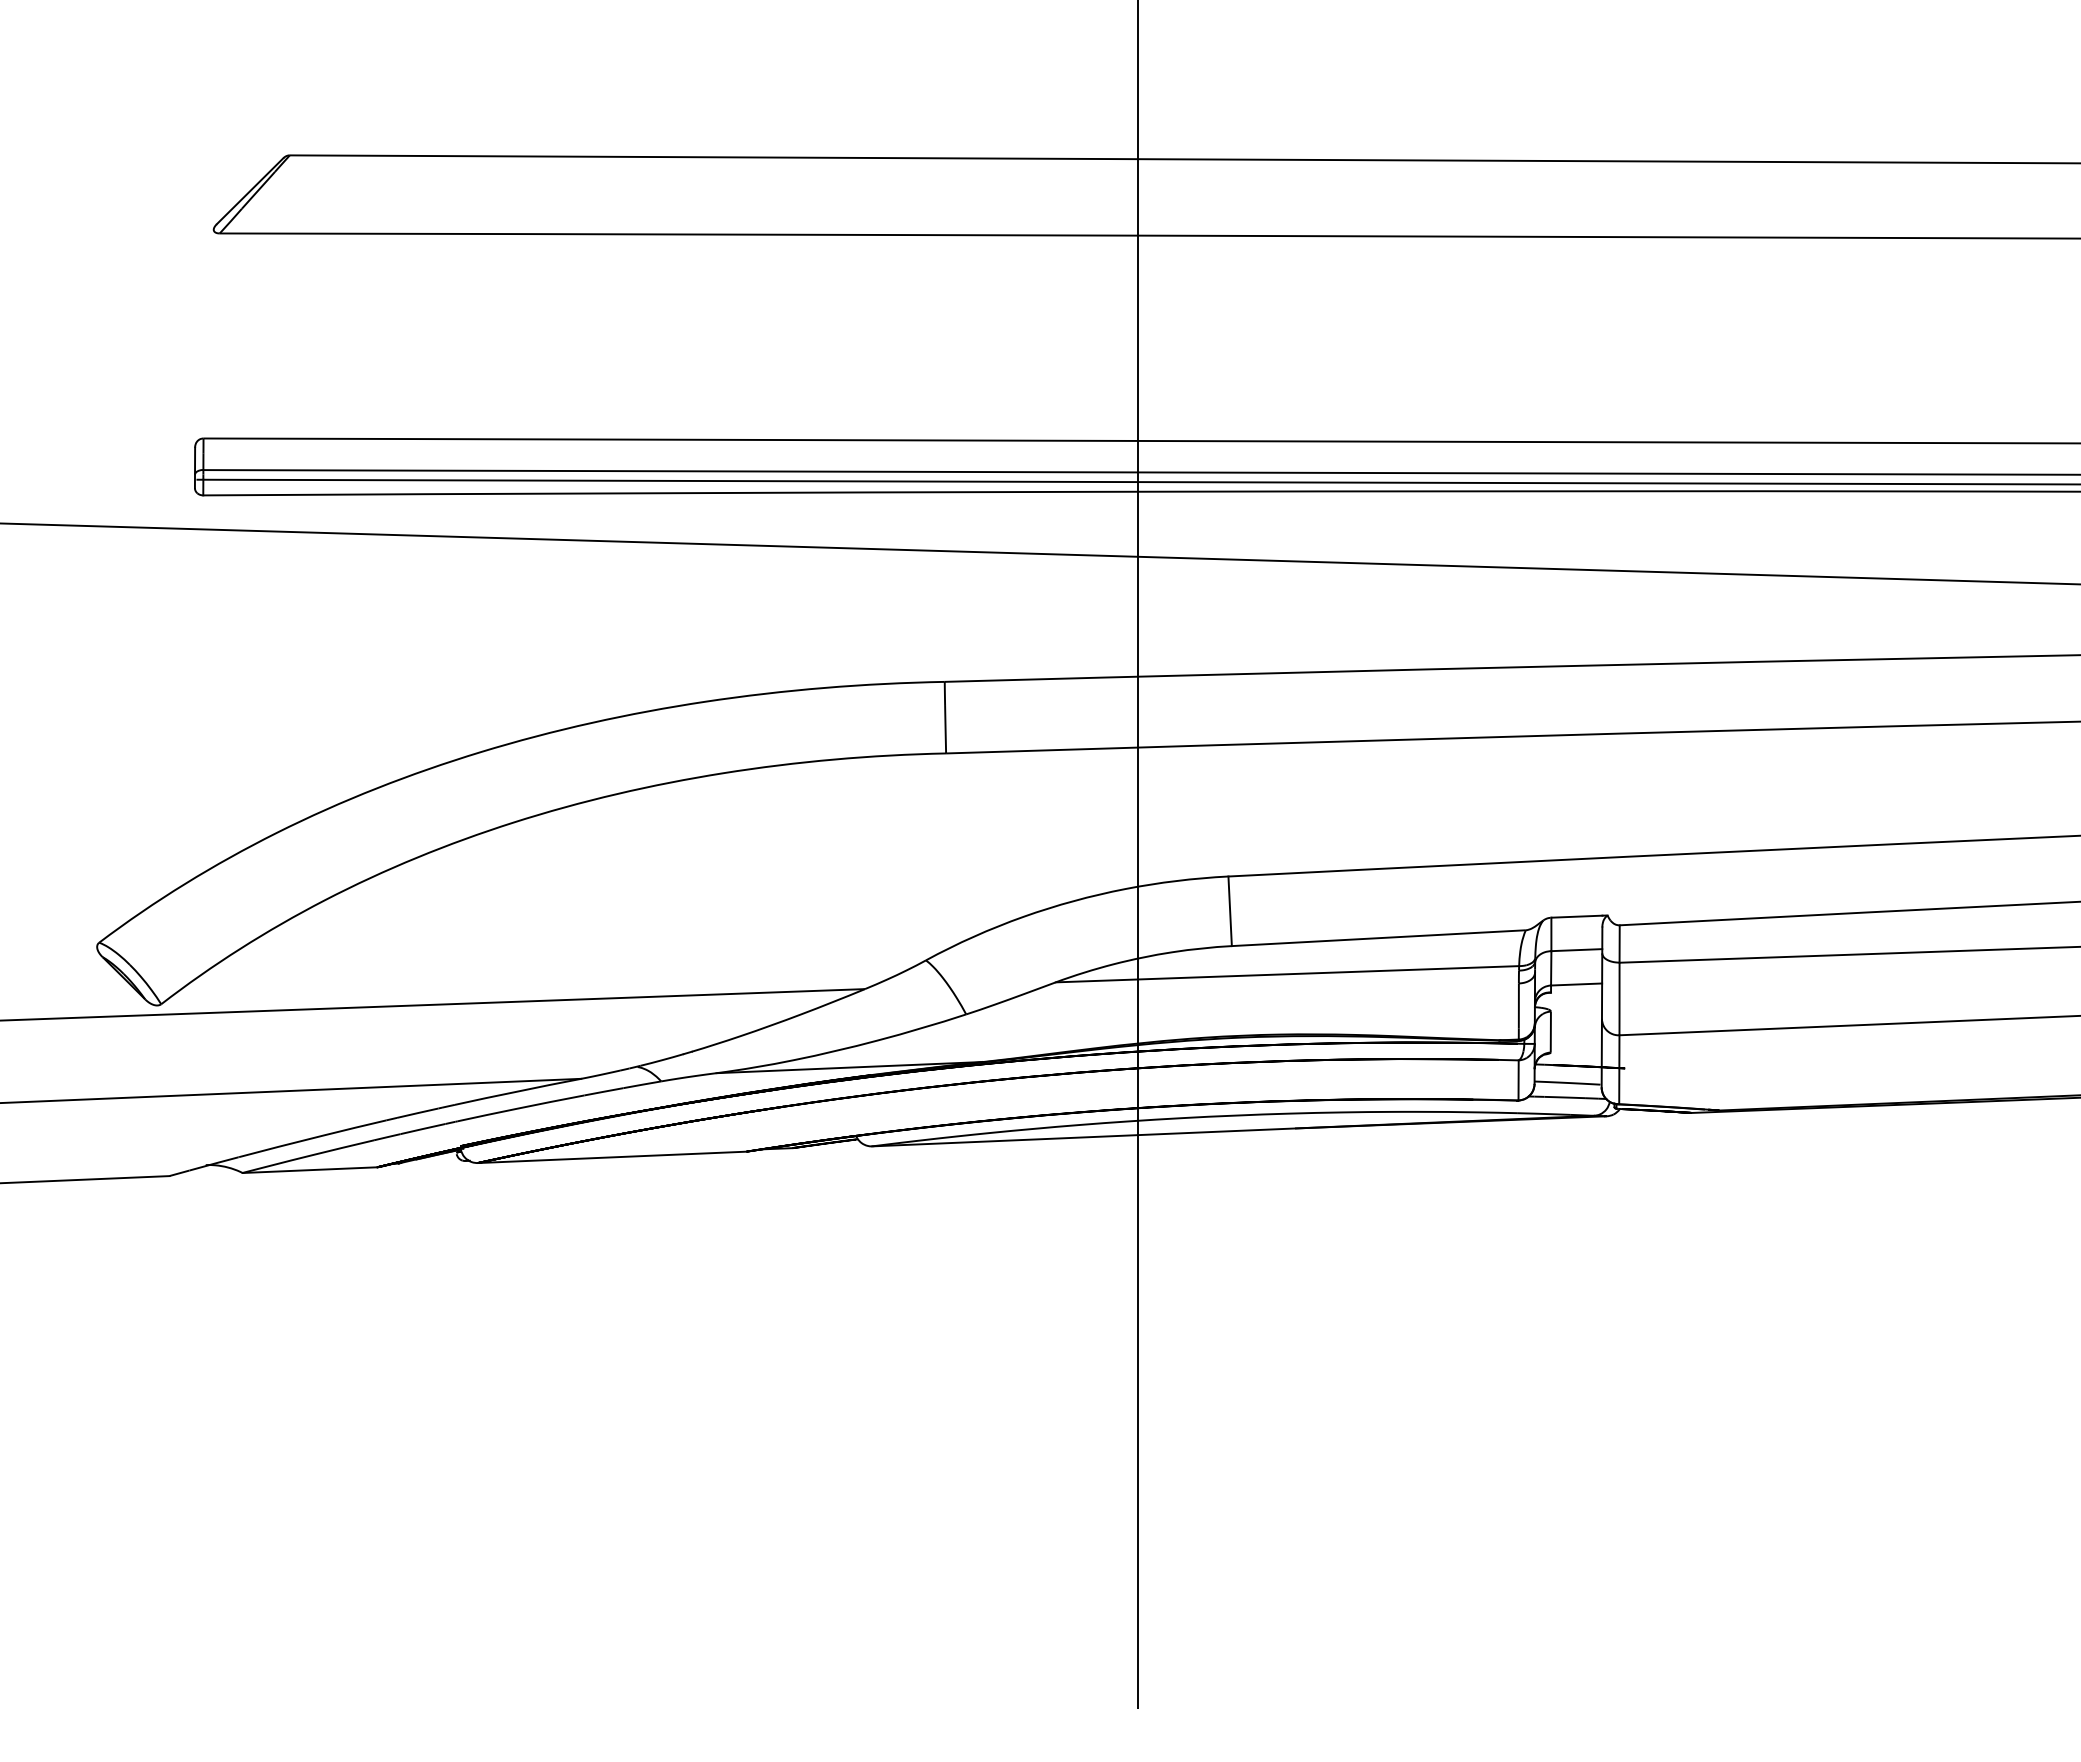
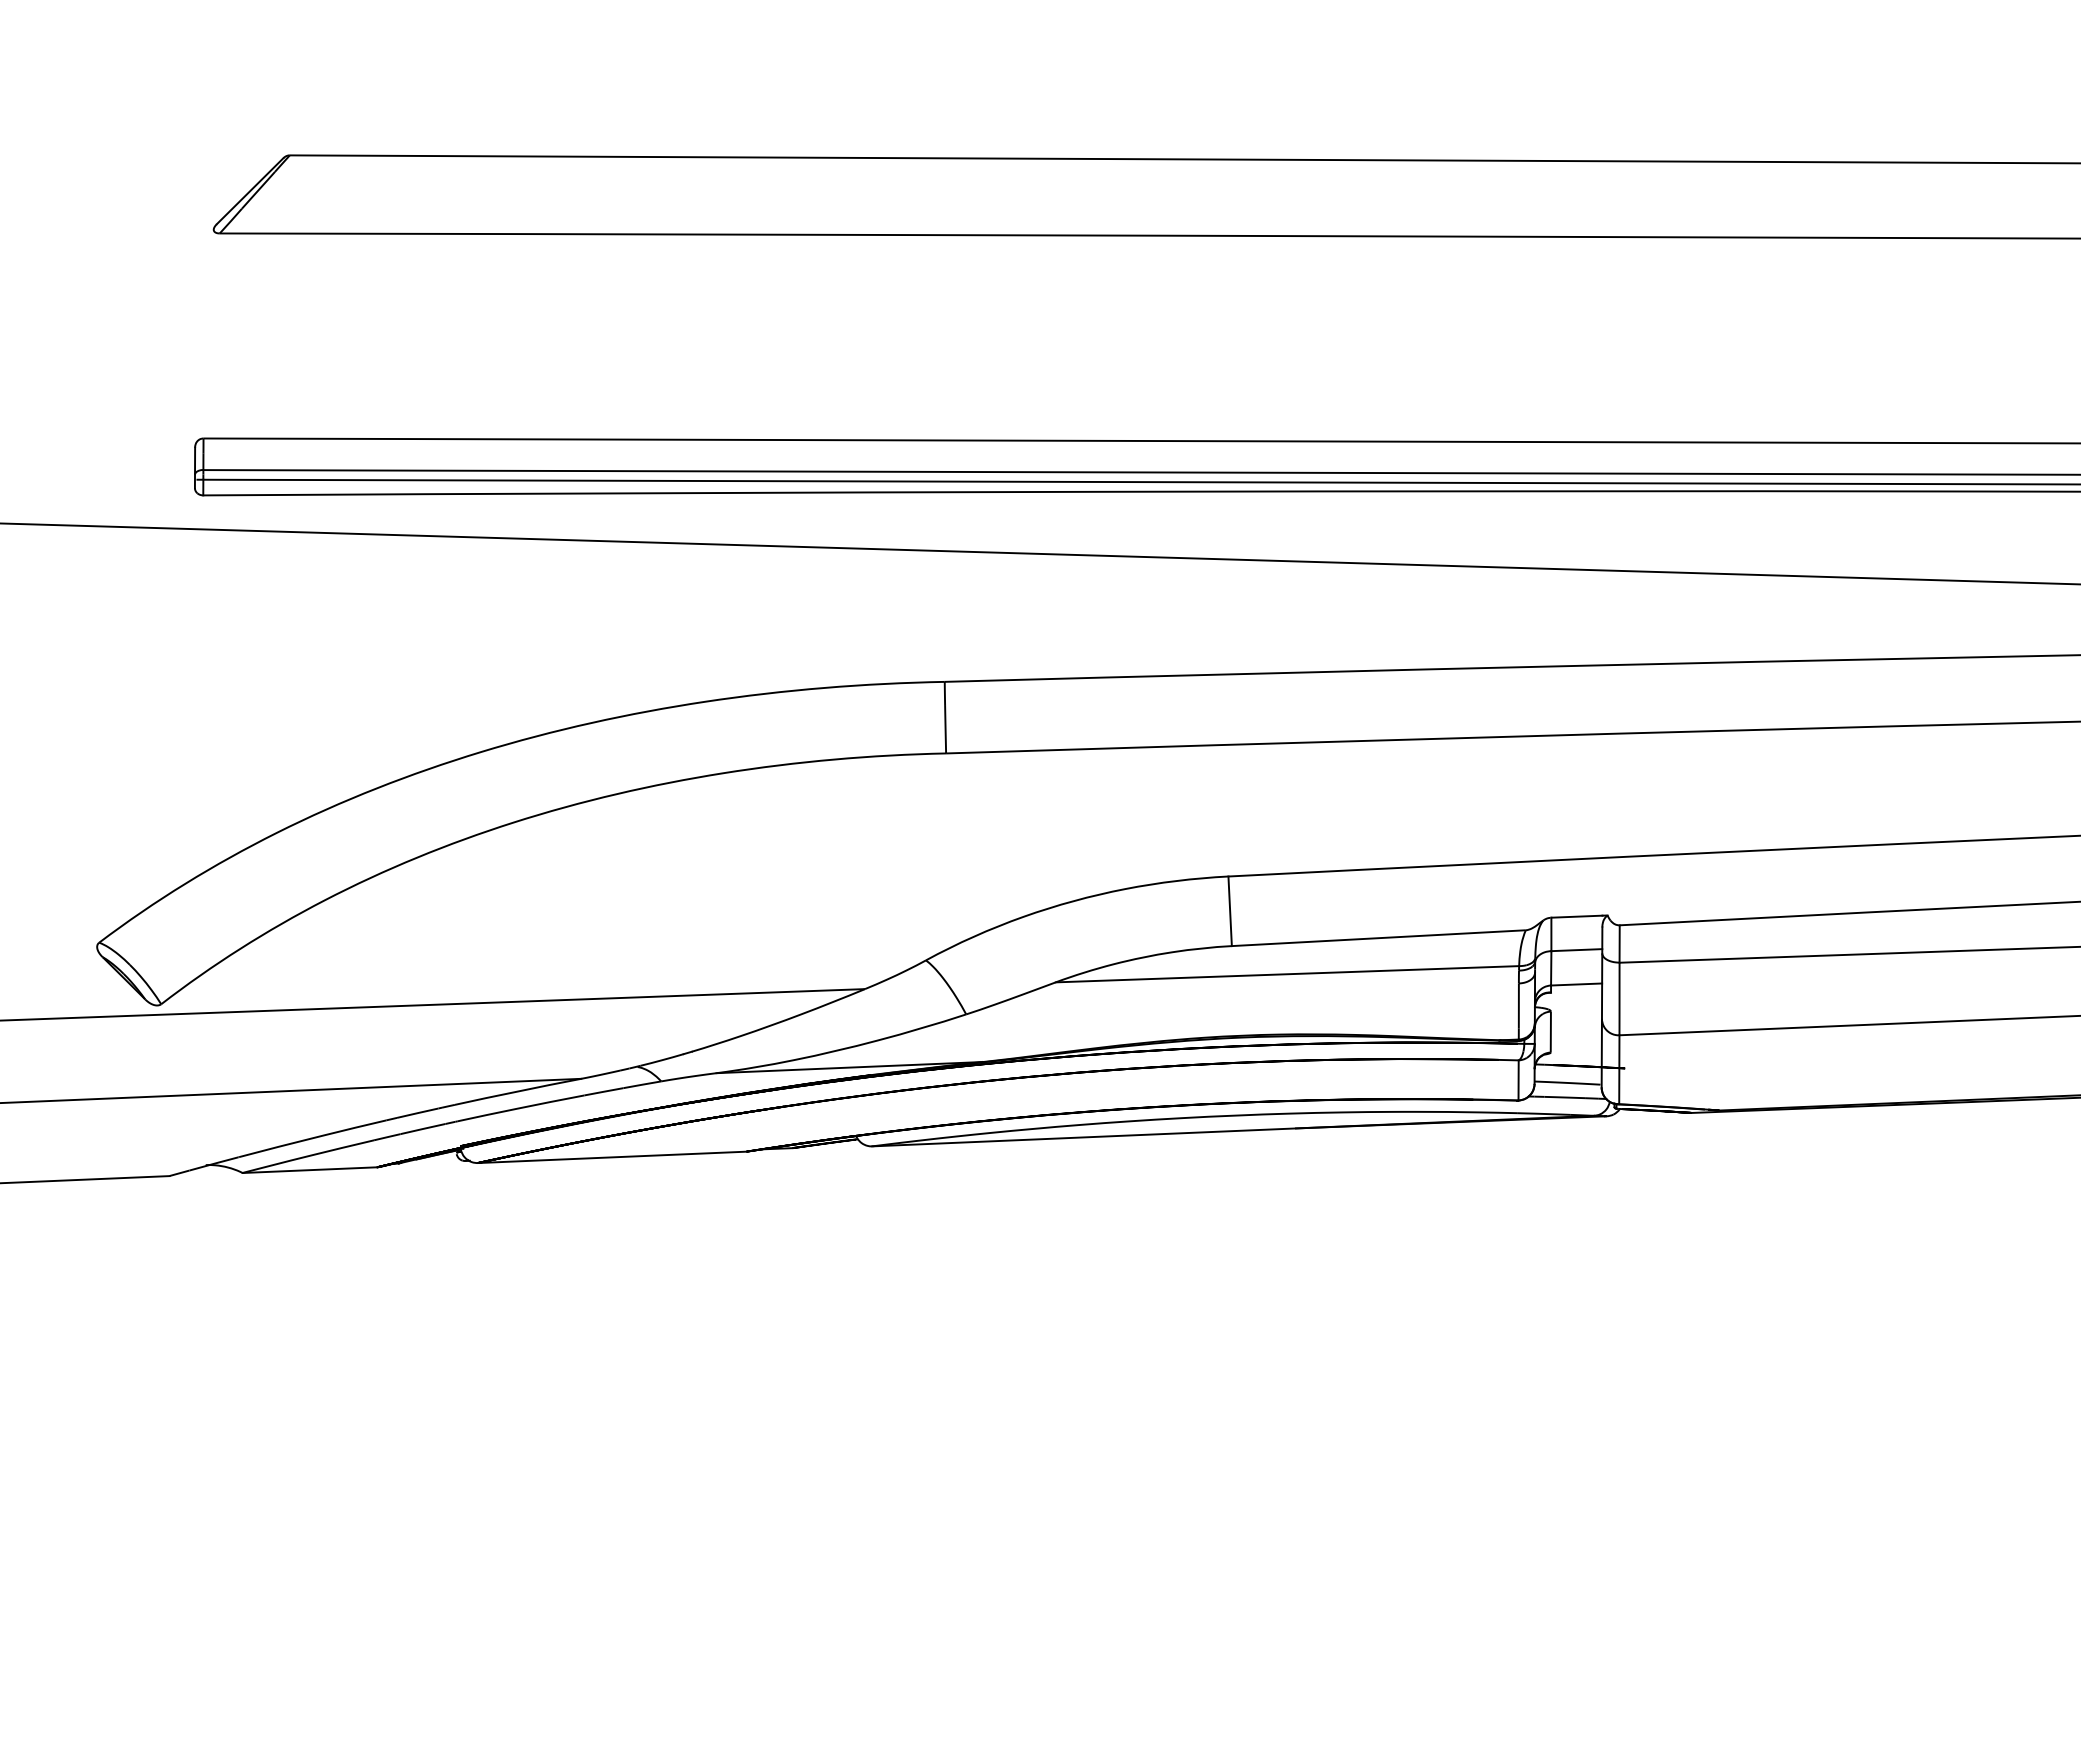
line: present -> none (1137, 855)
